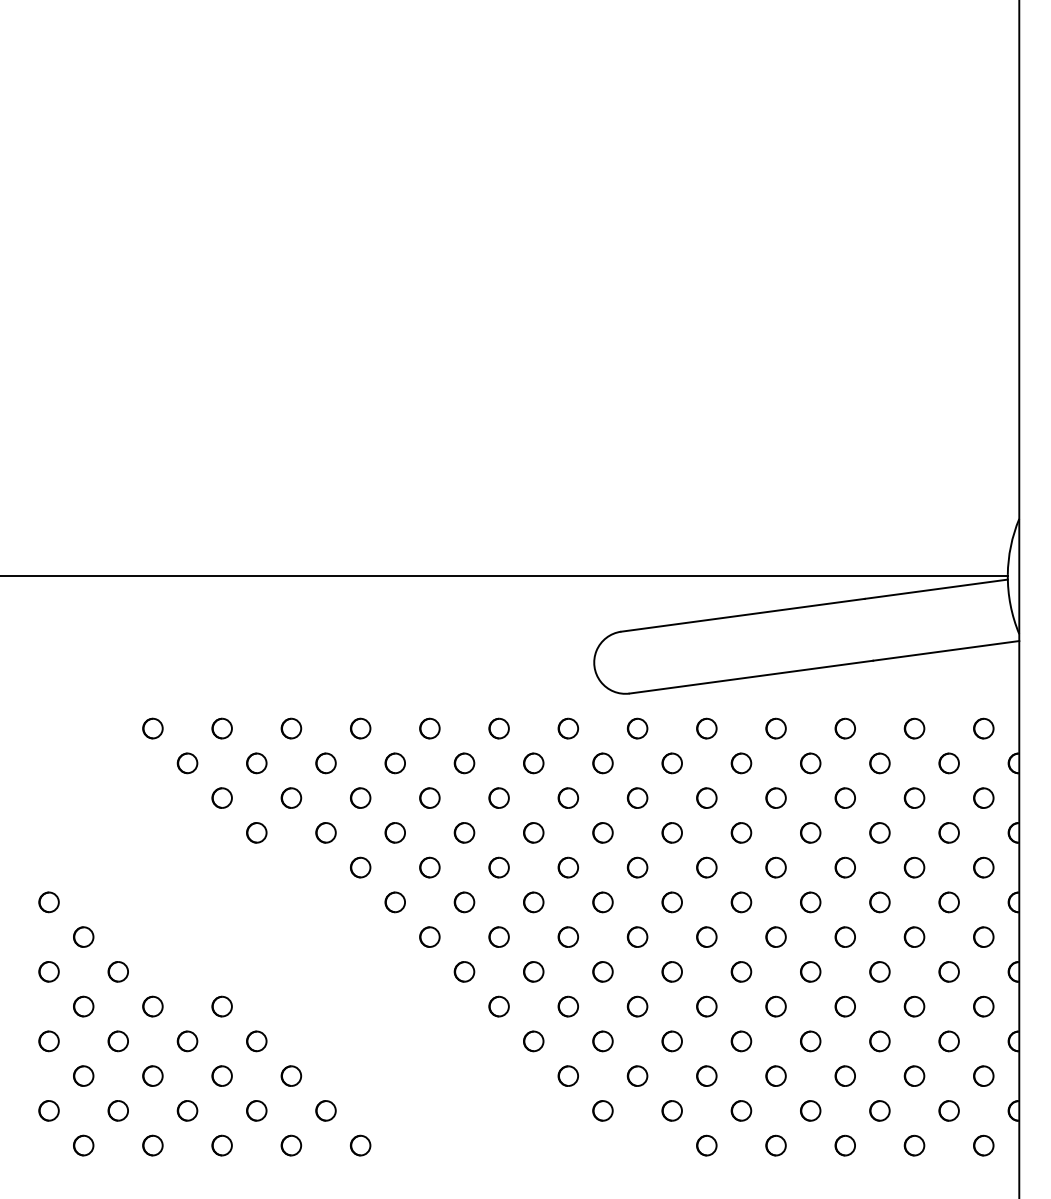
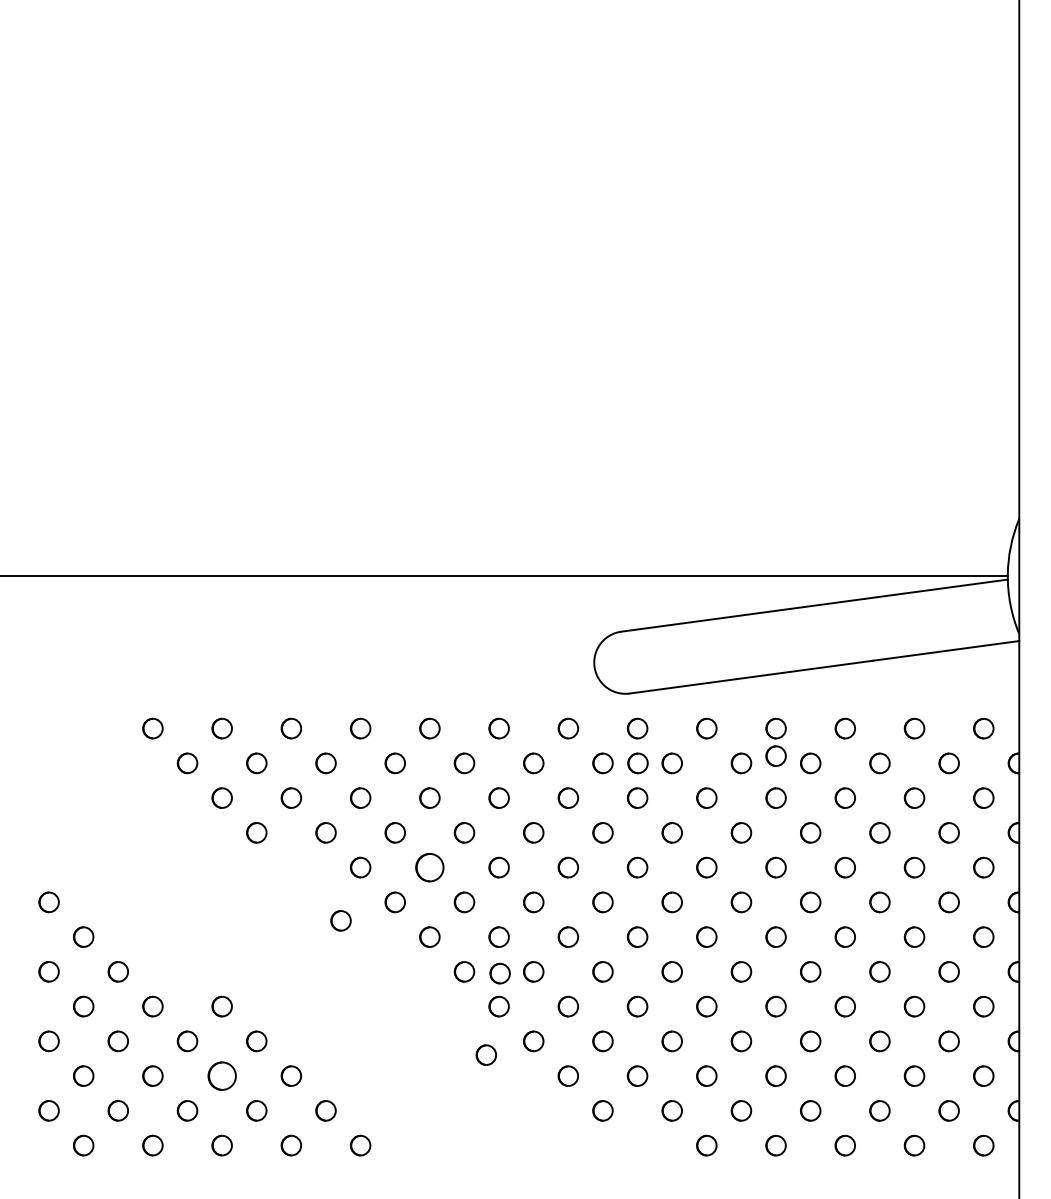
part: none -> present (775, 755)
part: none -> present (637, 763)
part size: 22x23 px -> 30x30 px (429, 867)
part: none -> present (340, 920)
part: none -> present (499, 973)
part: none -> present (485, 1054)
part size: 22x22 px -> 30x30 px (221, 1075)
